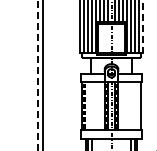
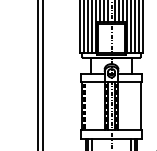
line: dashed -> solid (143, 27)
line: dashed -> solid (38, 75)
